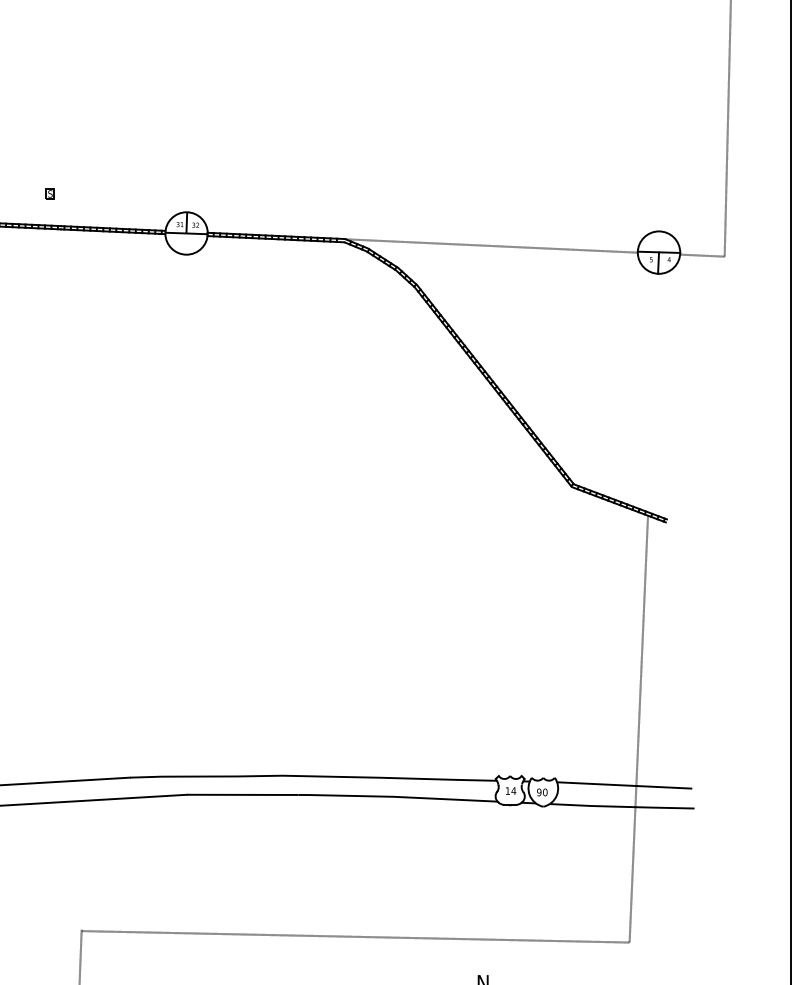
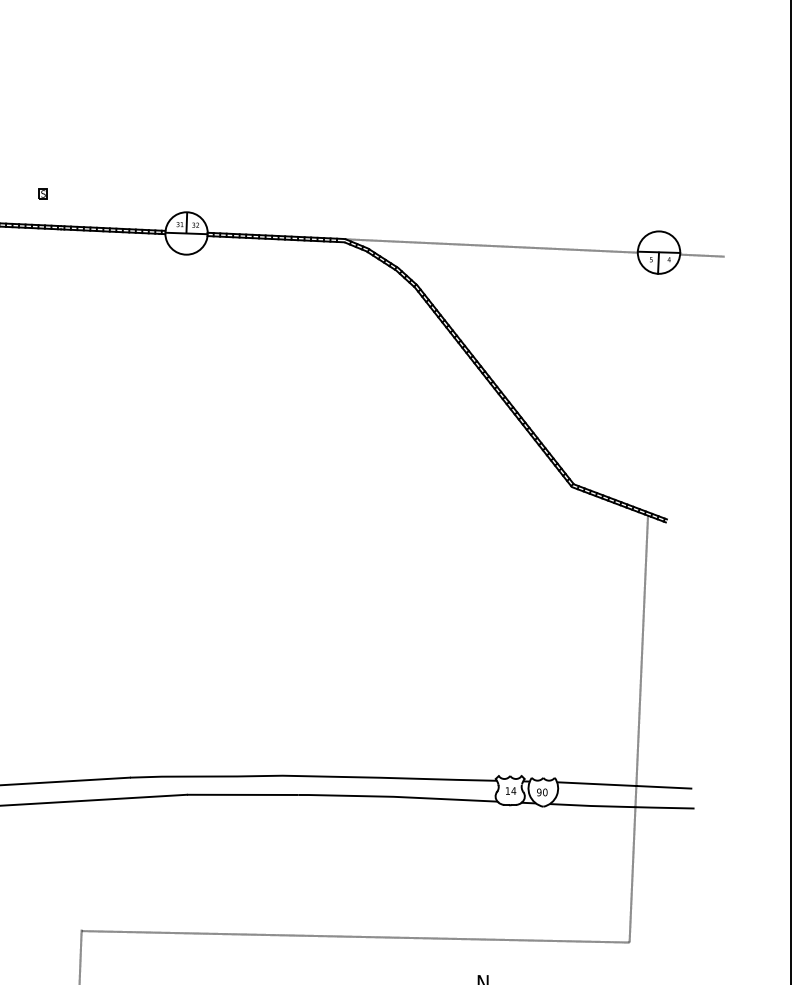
line: present -> none (727, 129)
part position: (49, 193) -> (42, 193) (42, 193)
